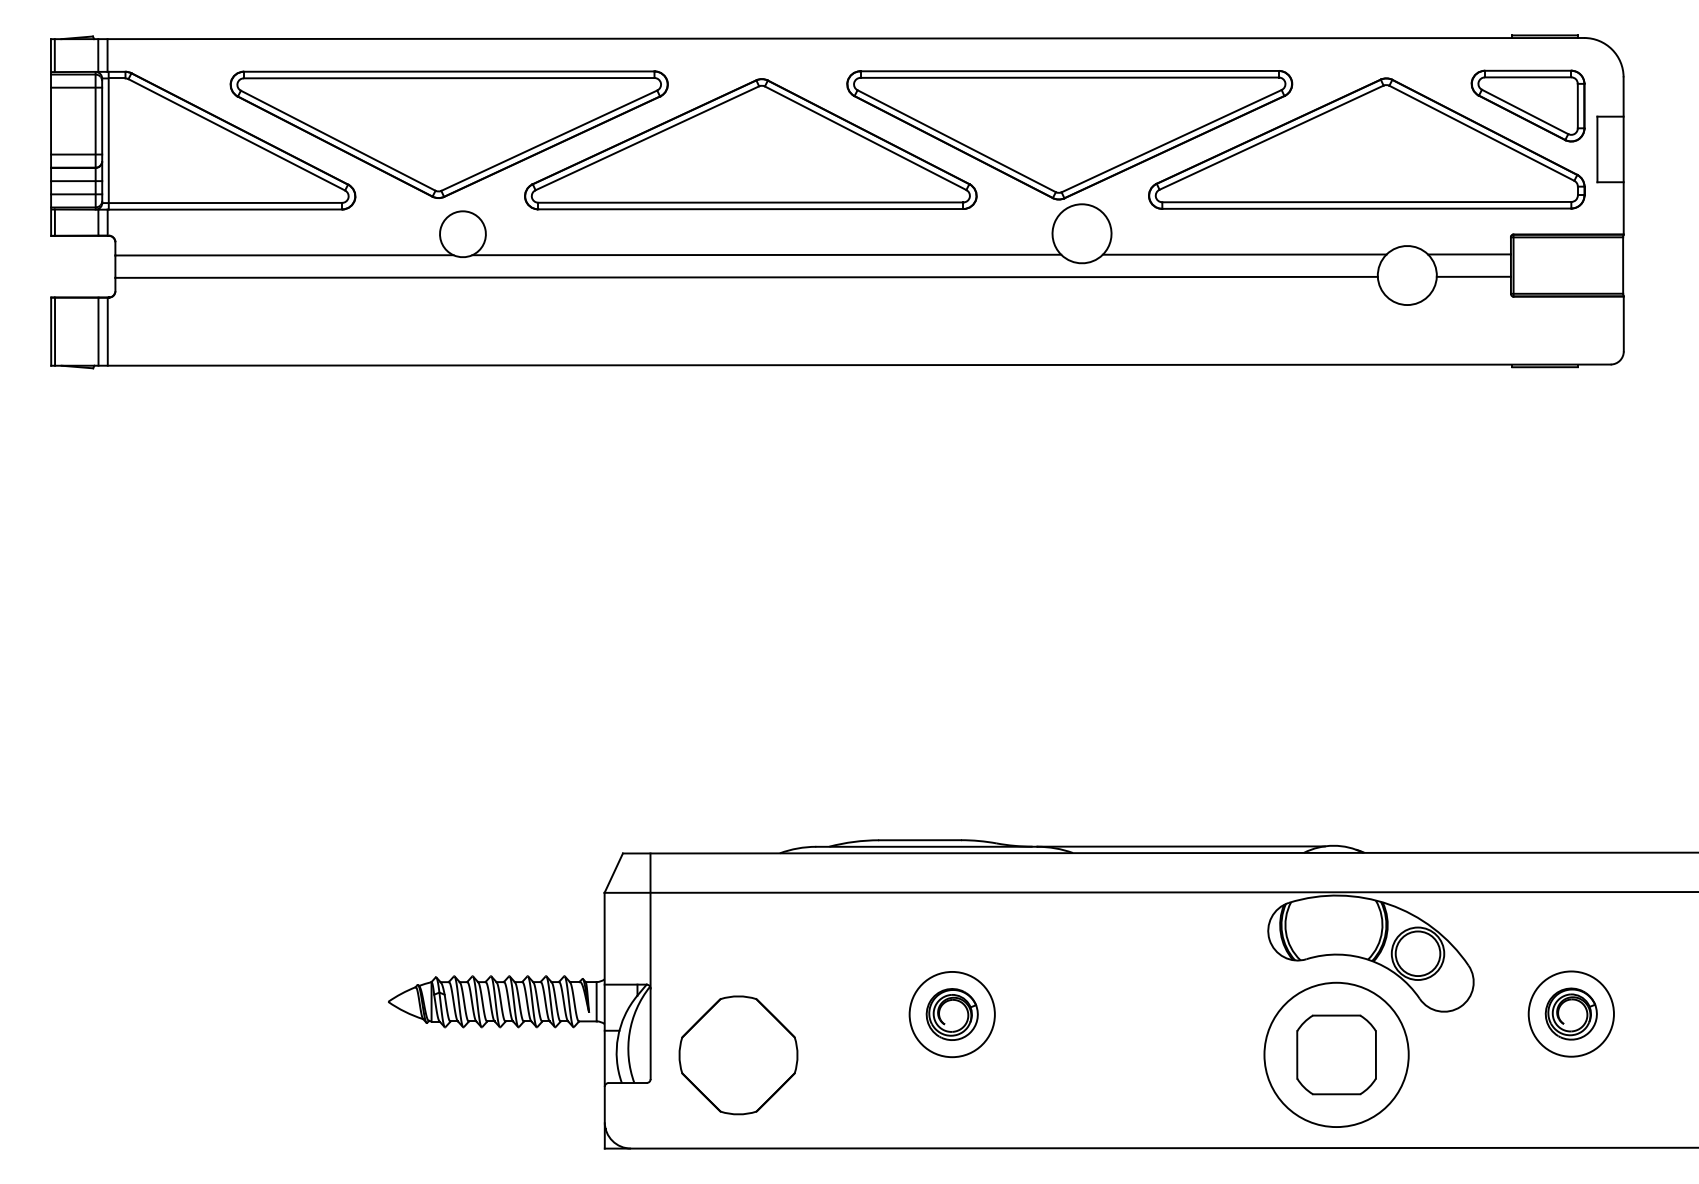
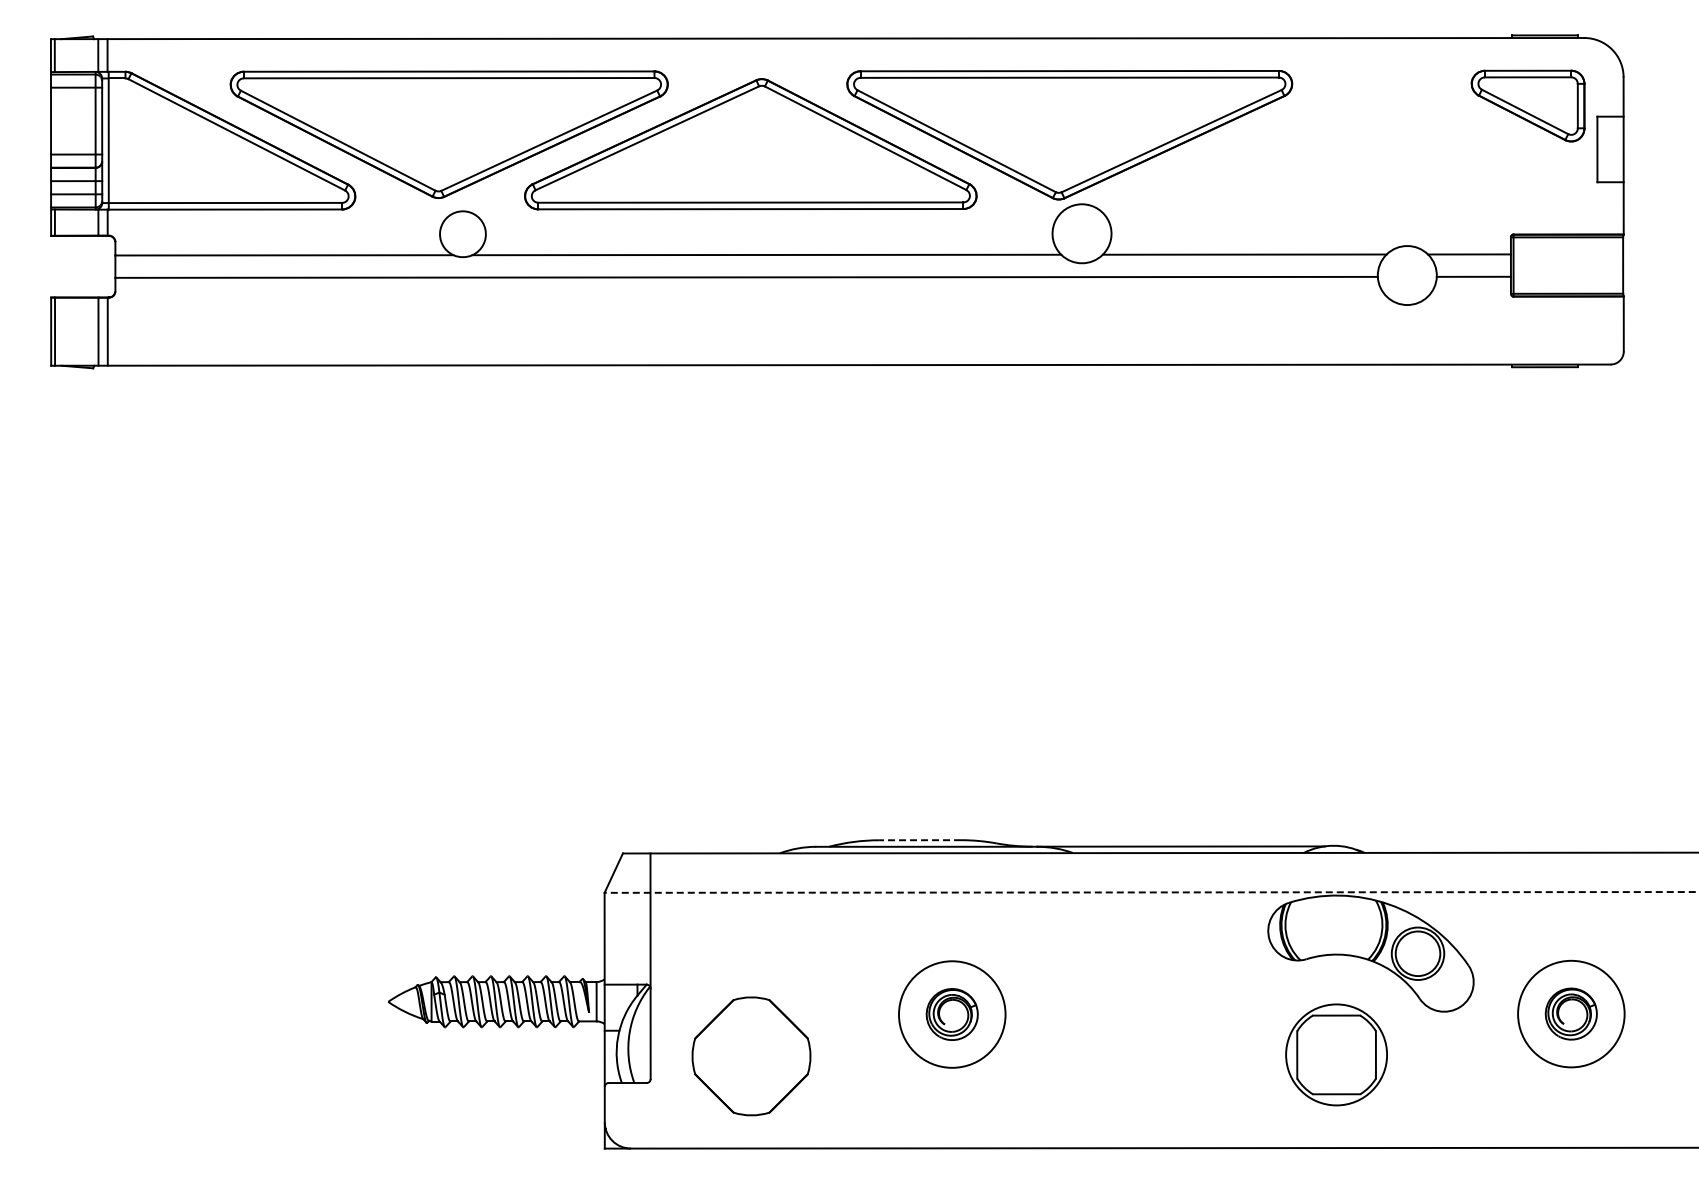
part: present -> none (1366, 143)
line: solid -> dashed (920, 840)
line: solid -> dashed (1151, 892)
circle diameter: 85 px -> 107 px (1571, 1013)
circle diameter: 85 px -> 107 px (951, 1014)
circle diameter: 144 px -> 101 px (1336, 1054)
part position: (738, 1055) -> (751, 1056) (751, 1056)
